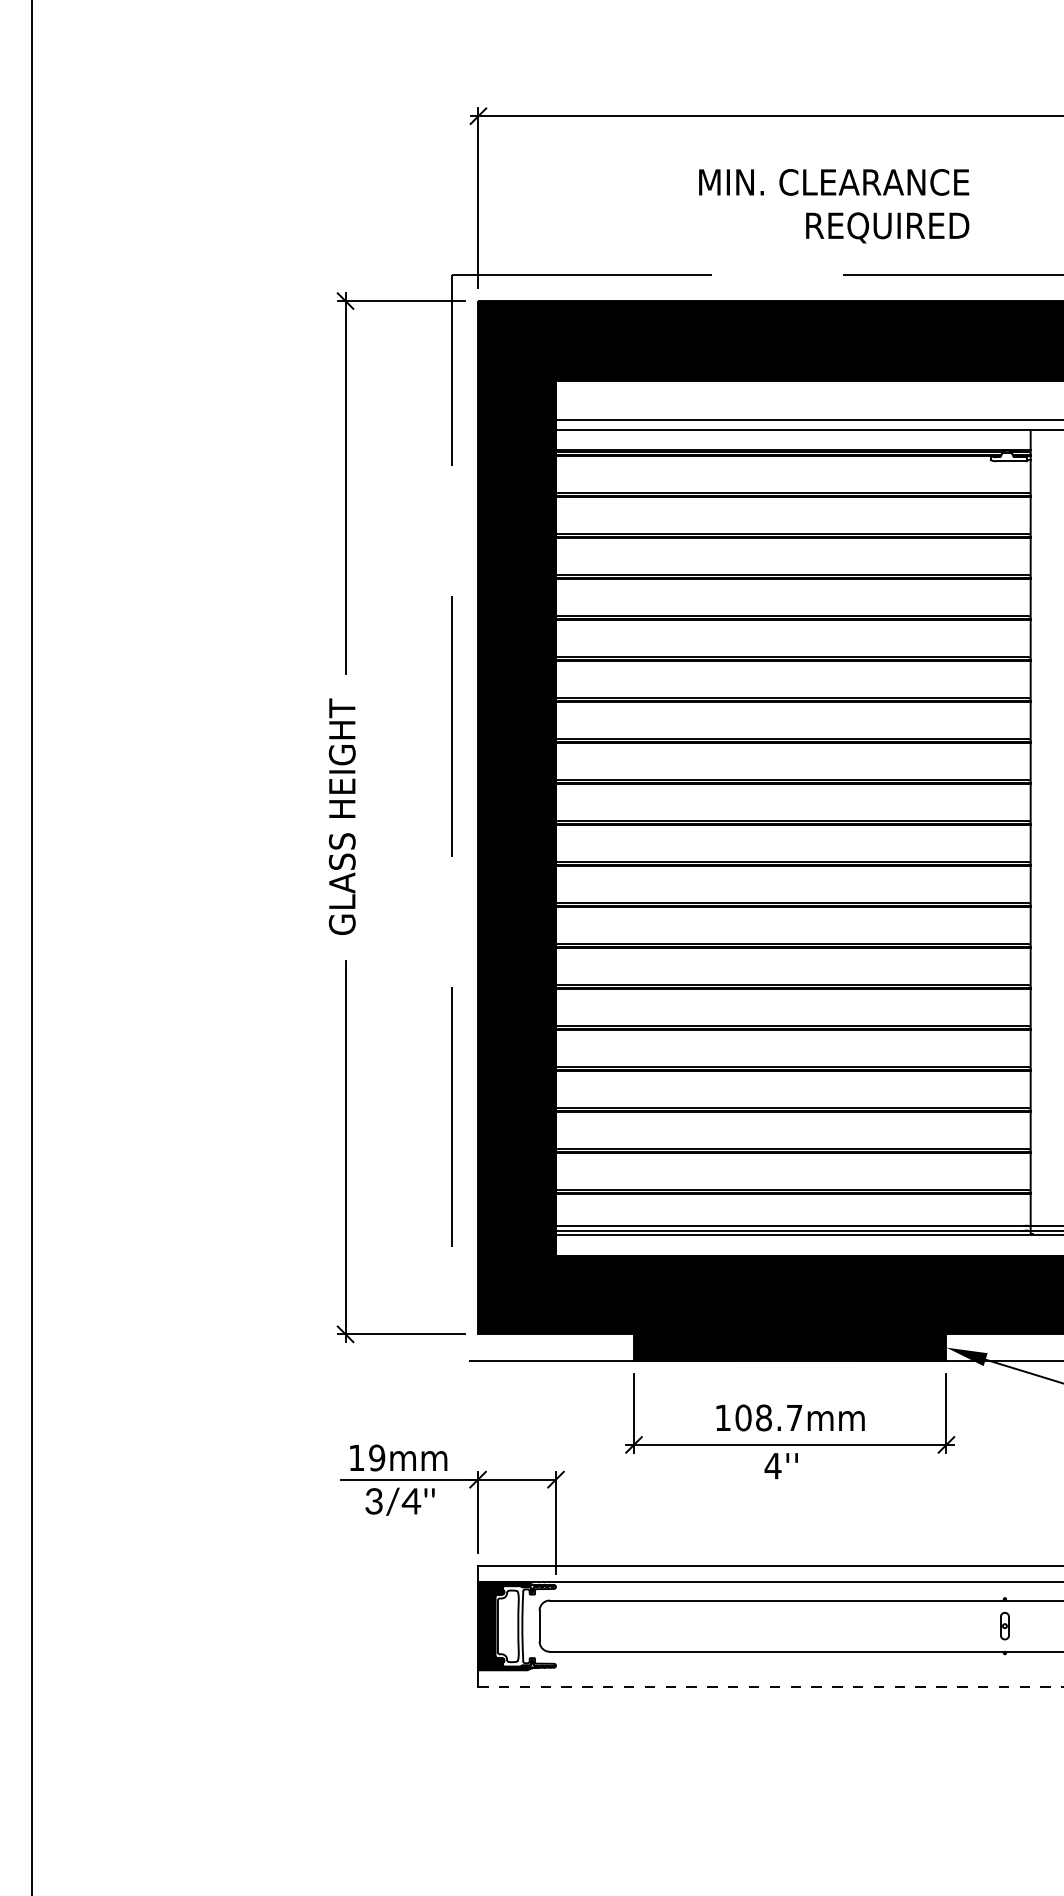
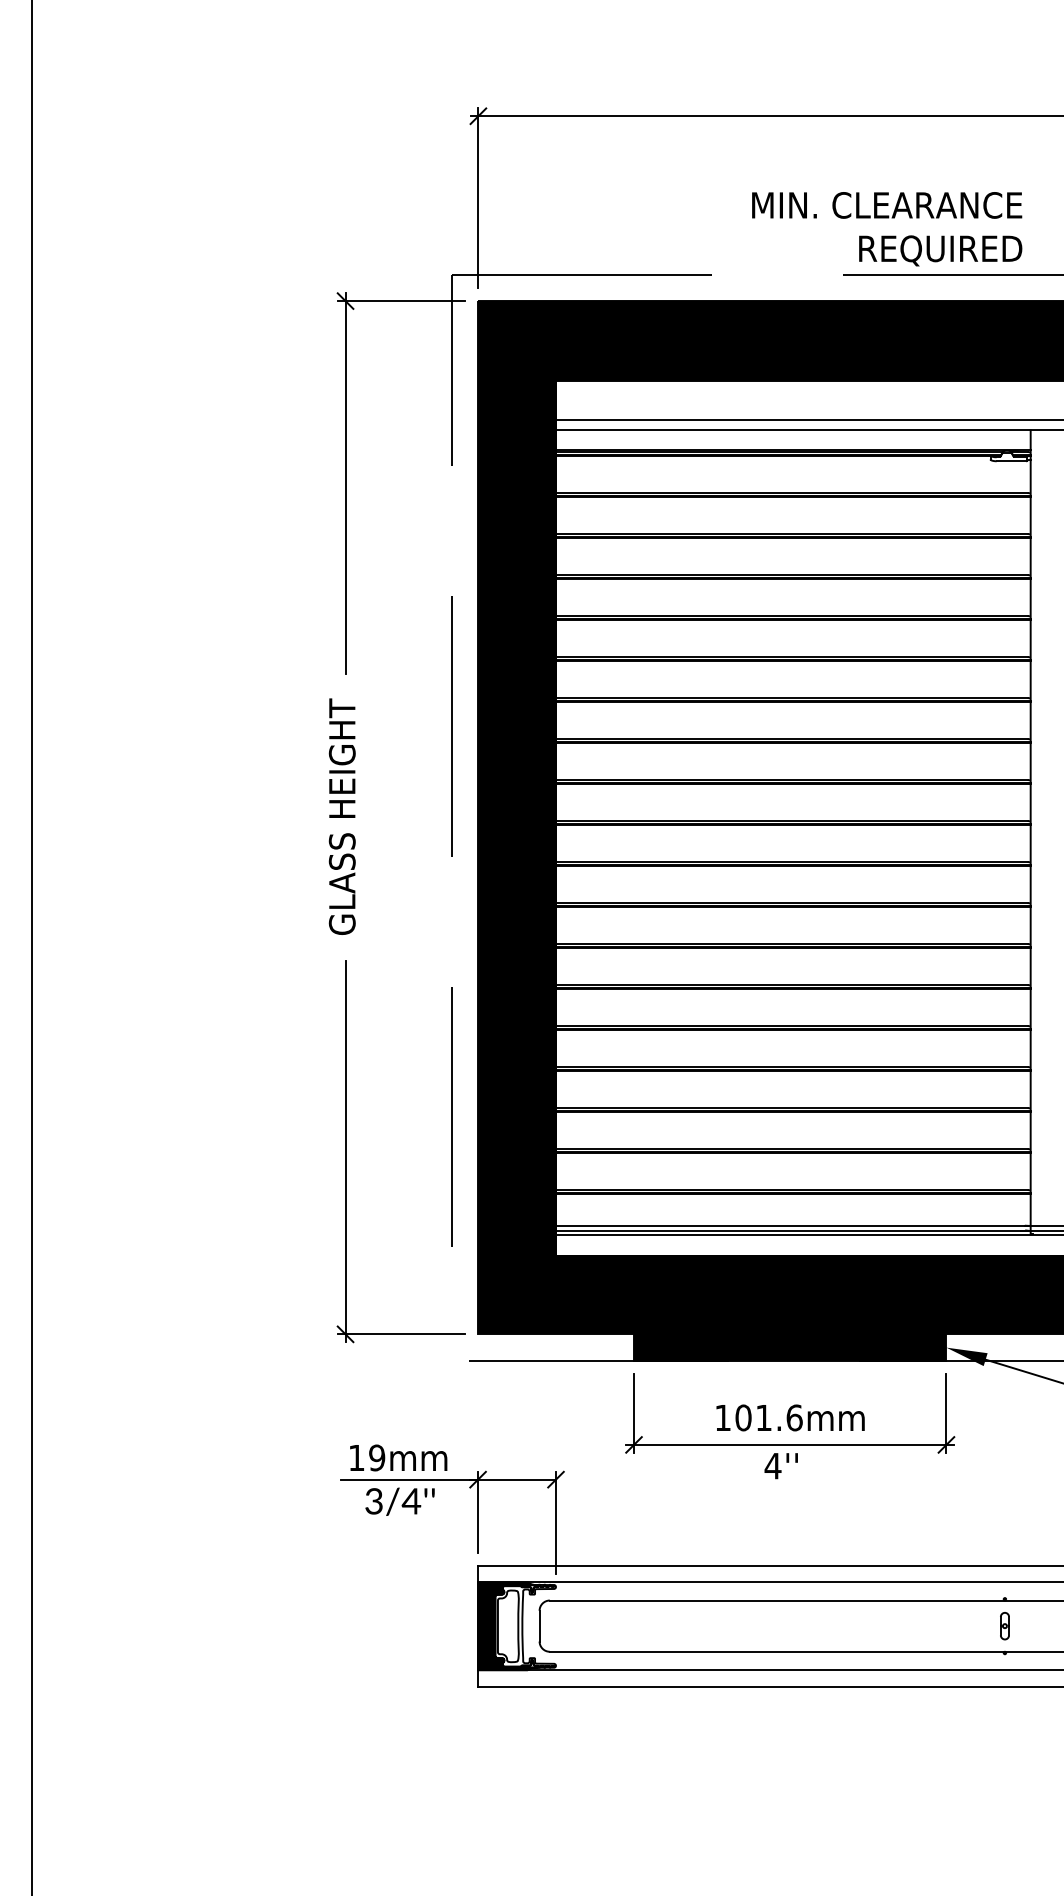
text position: (834, 206) -> (887, 229) (887, 229)
text: 108.7mm -> 101.6mm (779, 1417)
line: none -> present (769, 1670)
line: dashed -> solid (770, 1686)
